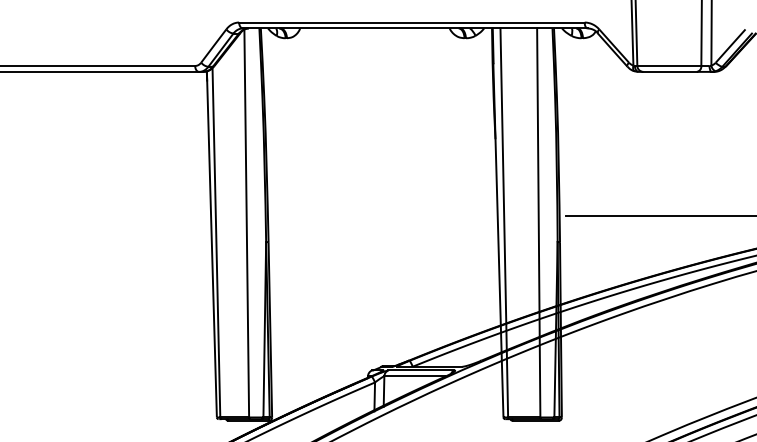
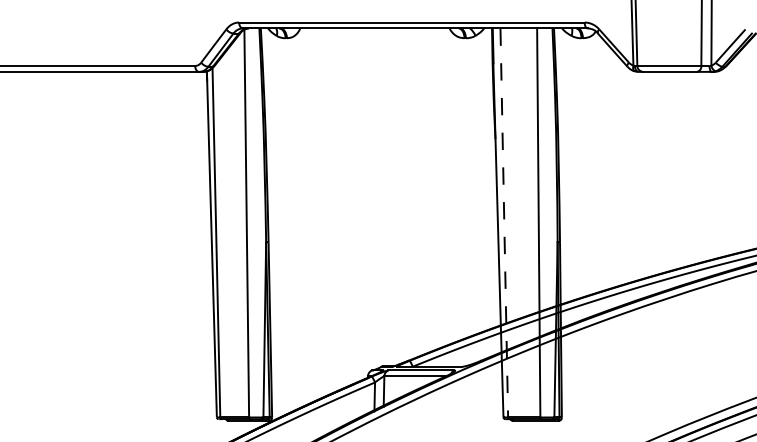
line: present -> none (659, 216)
line: solid -> dashed (504, 222)
